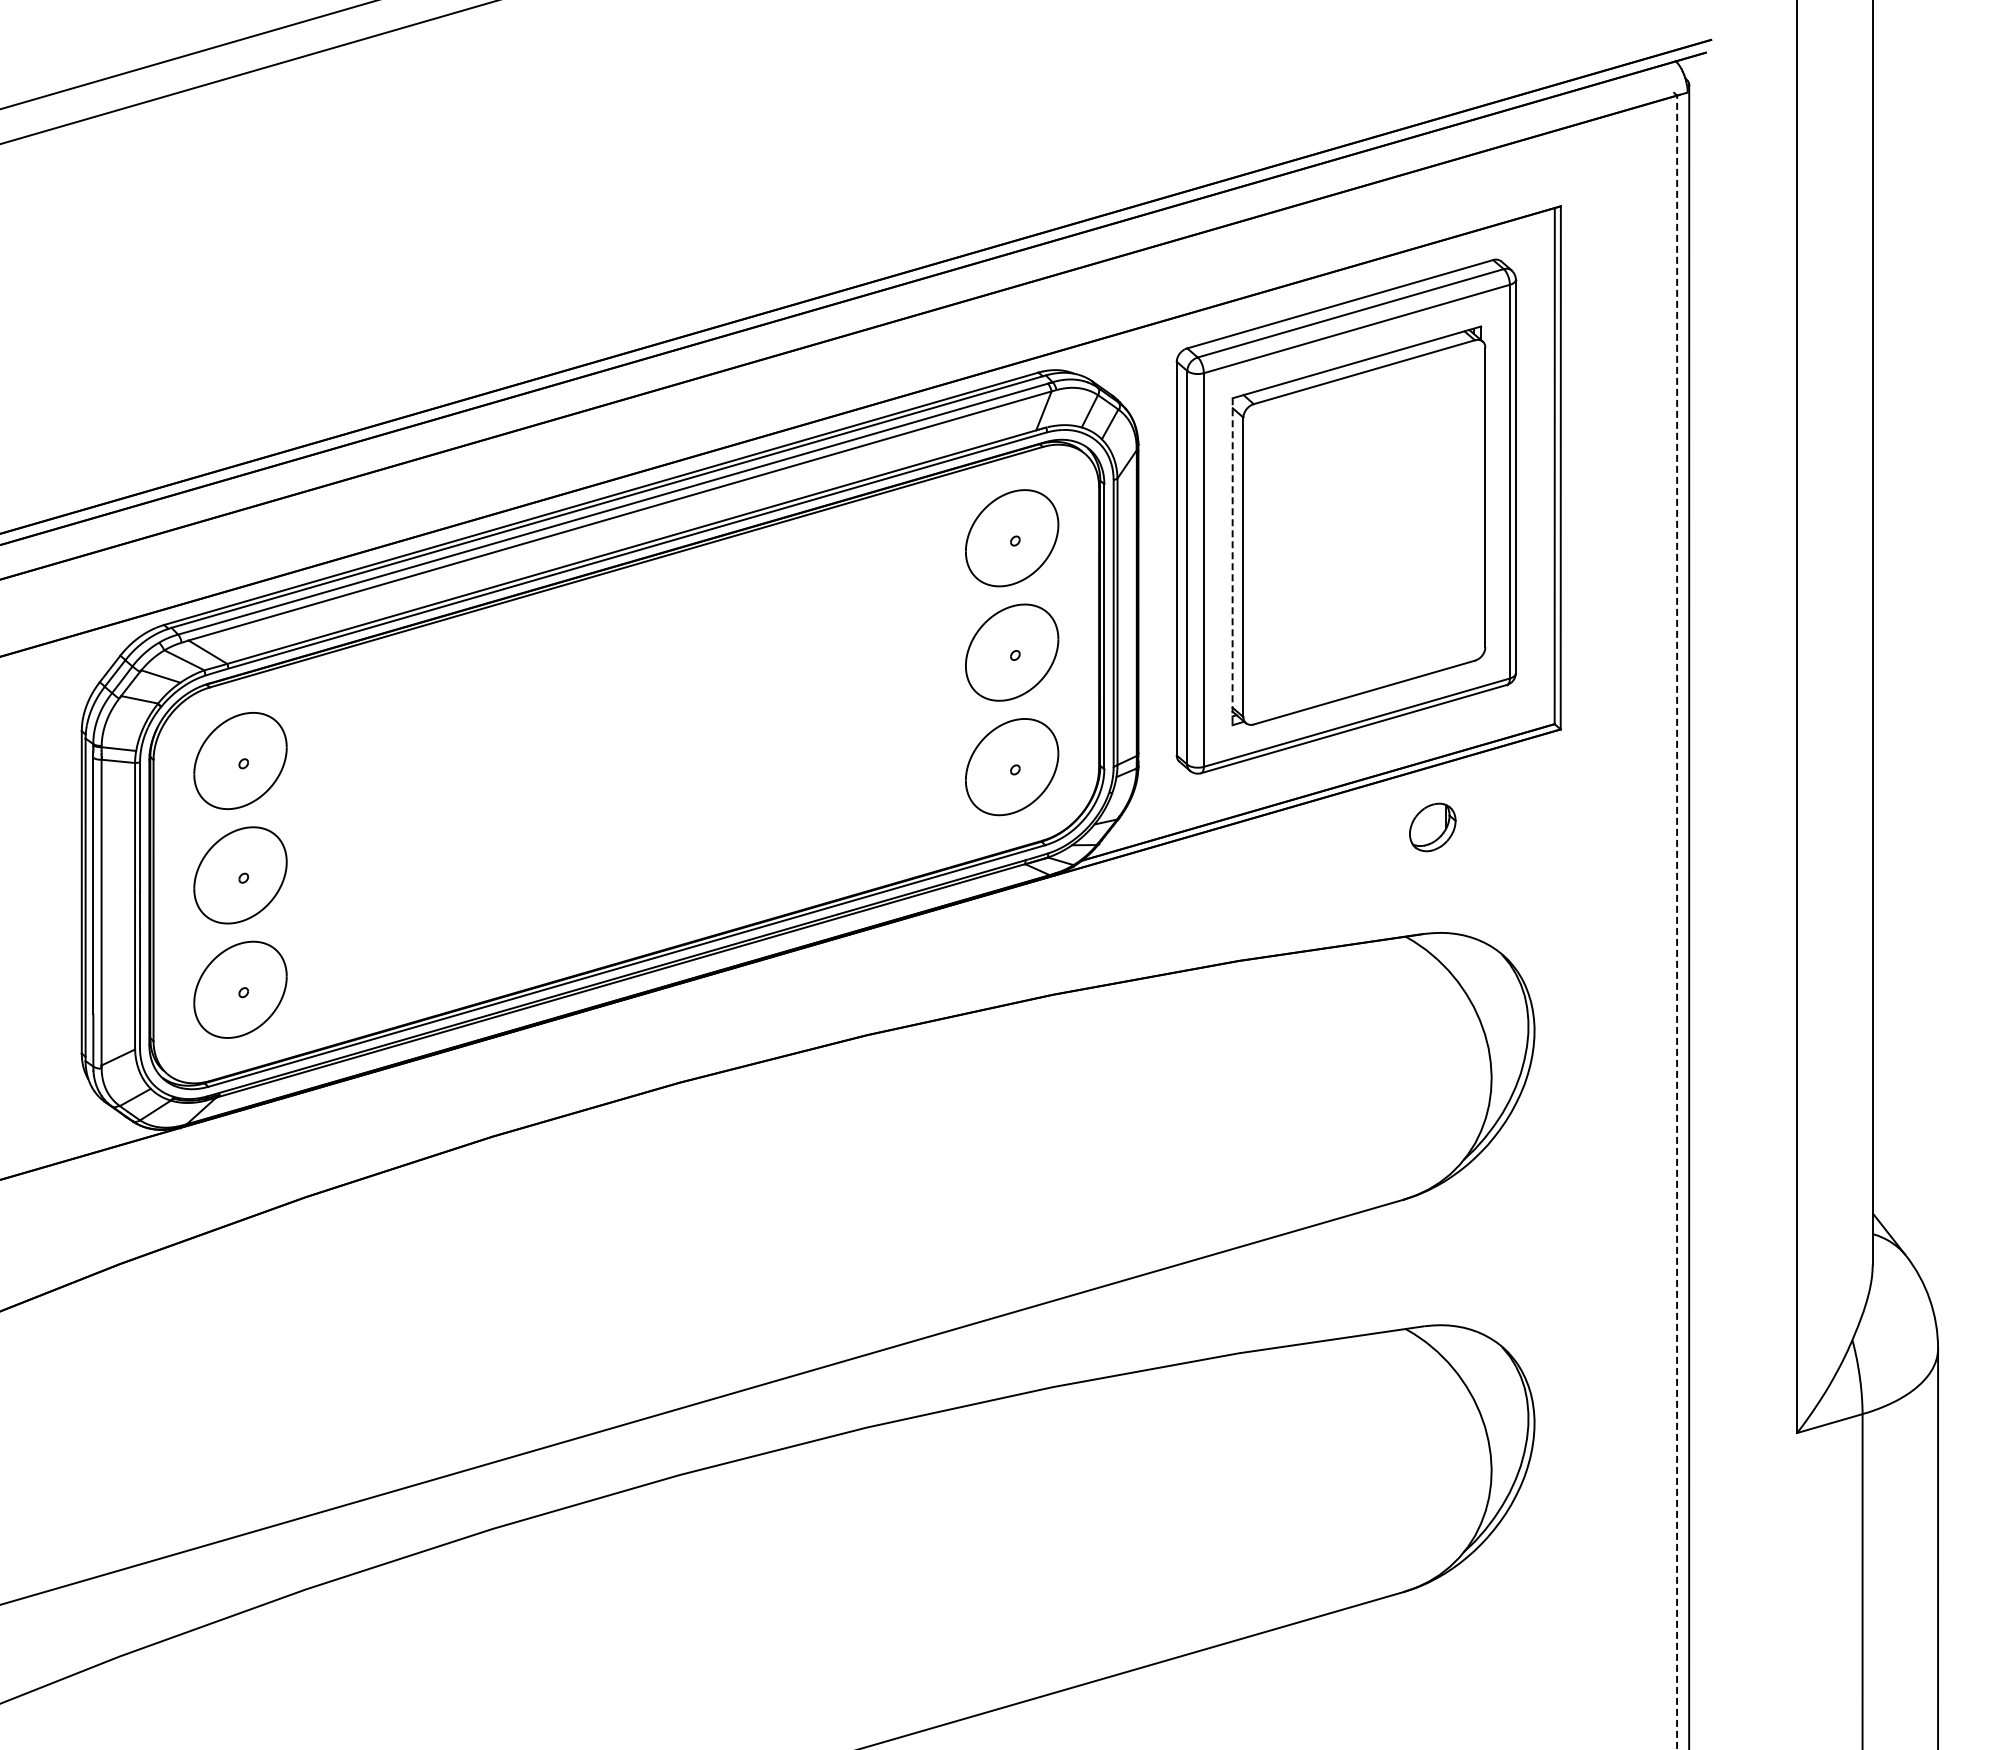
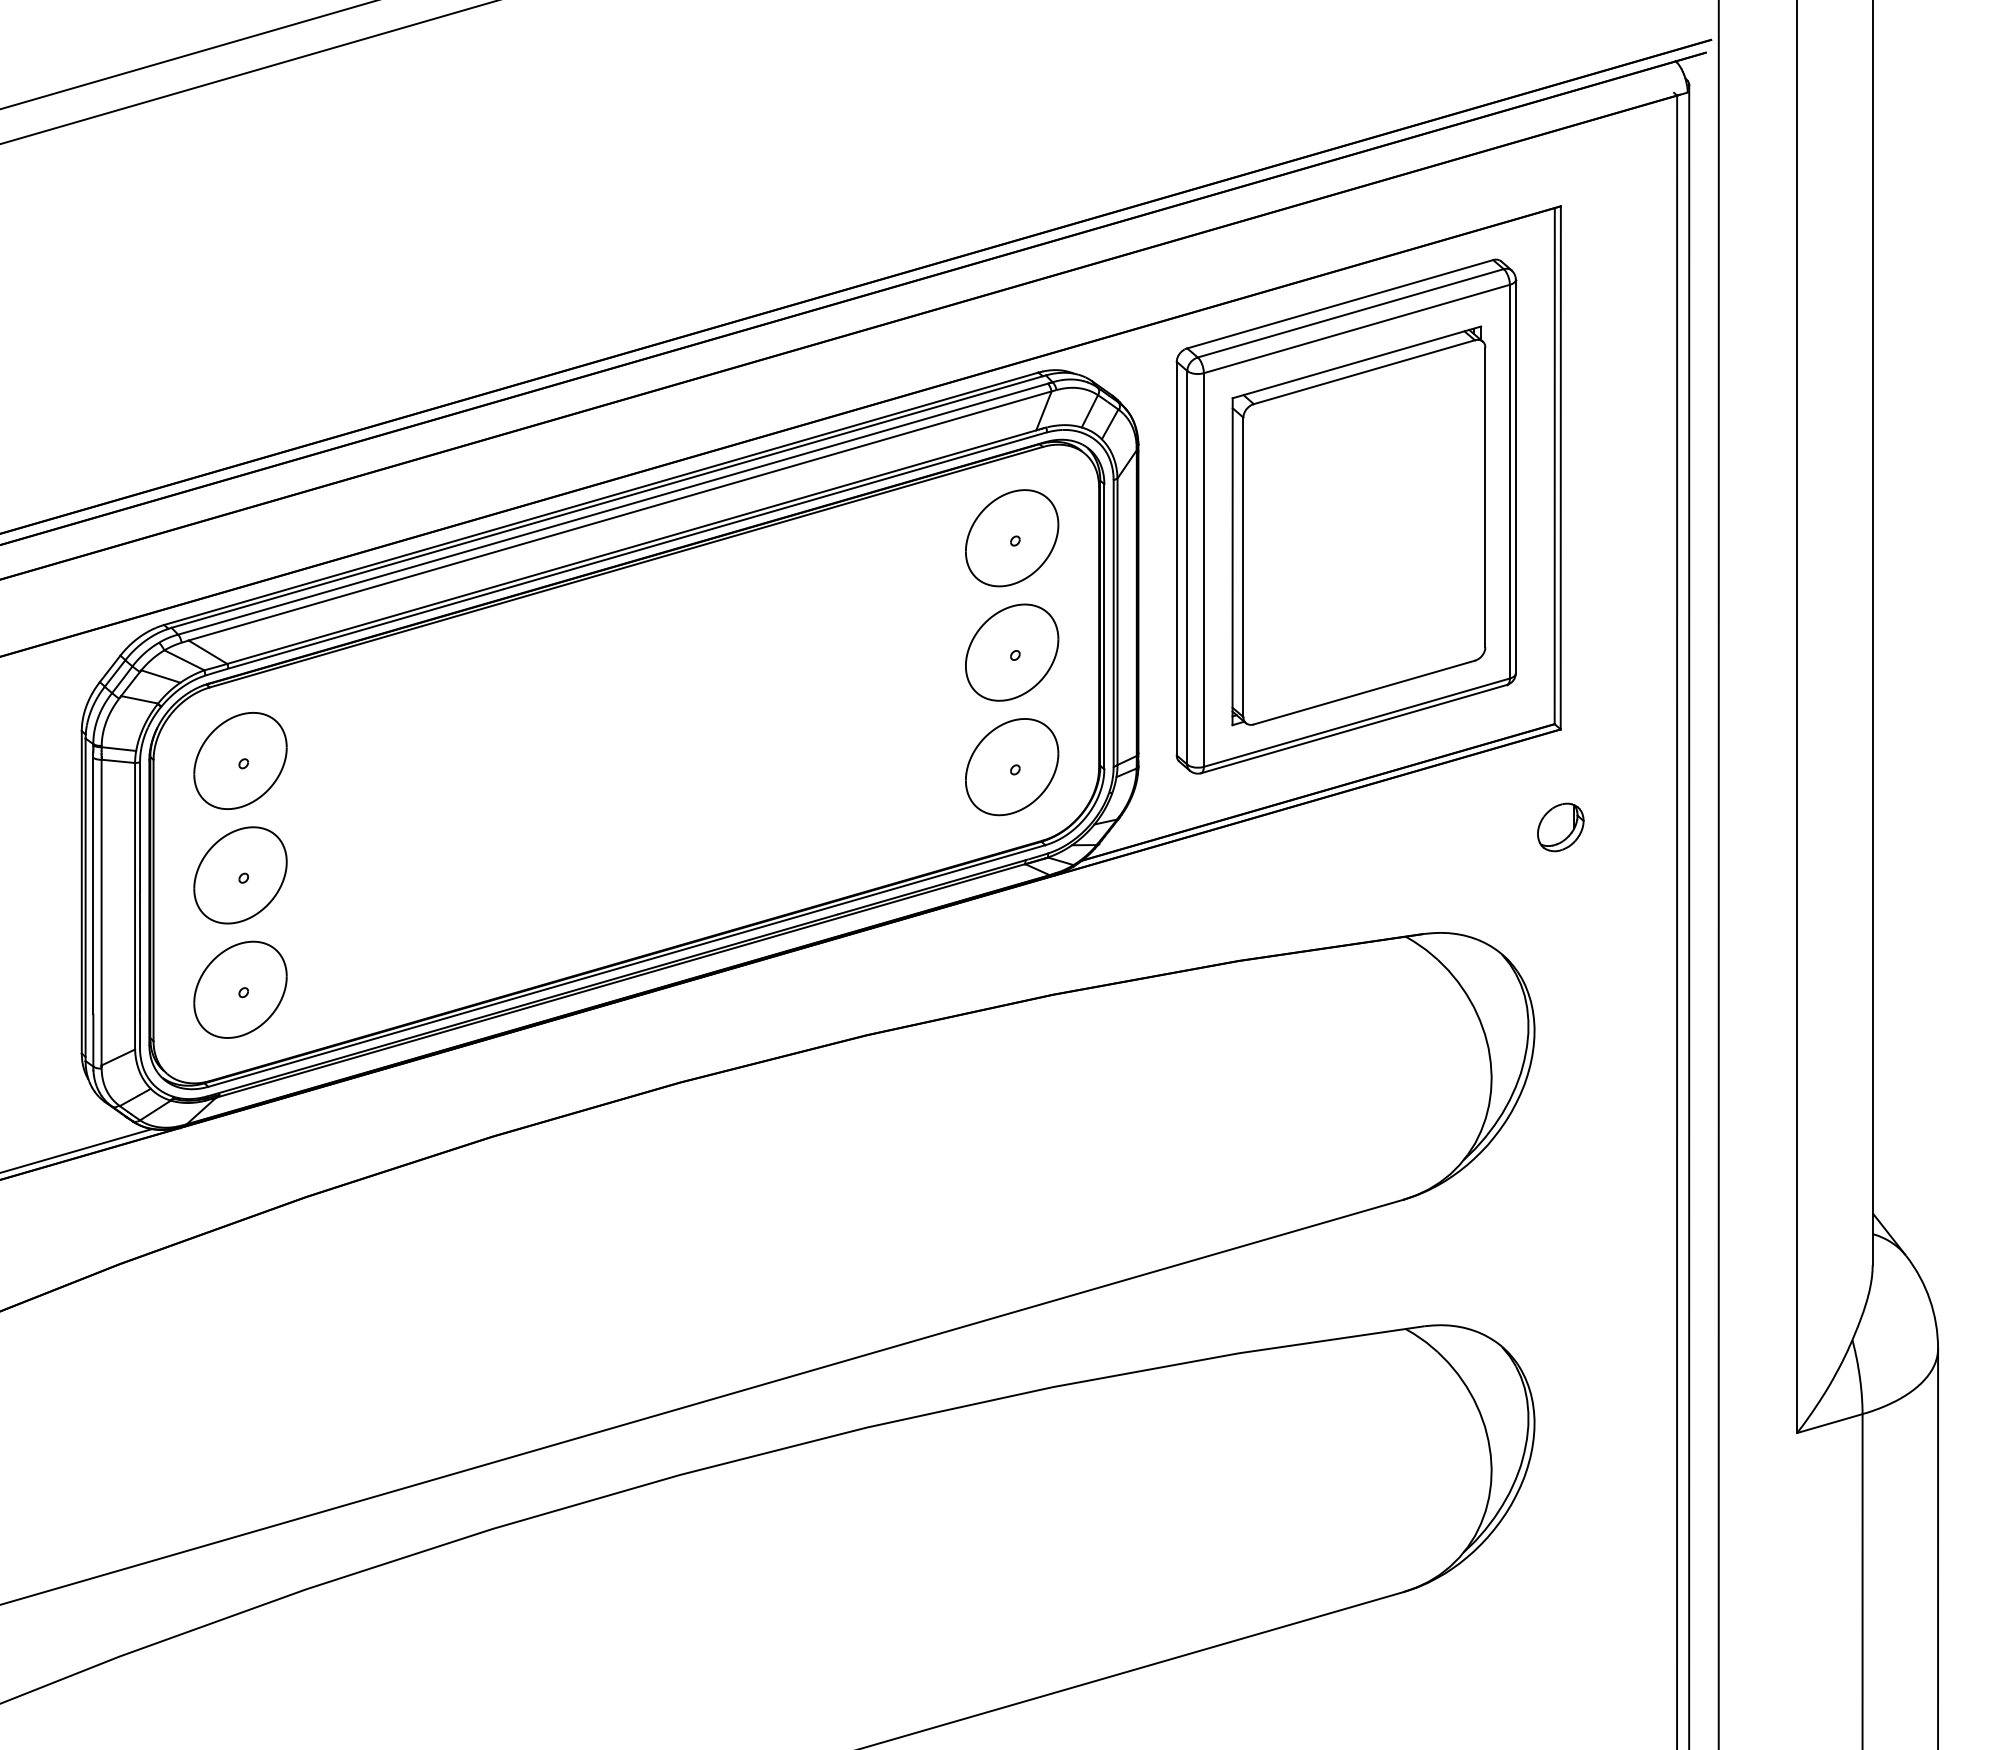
line: dashed -> solid (1232, 562)
part position: (1432, 827) -> (1560, 827) (1560, 827)
line: none -> present (1718, 874)
line: dashed -> solid (1677, 922)
line: none -> present (76, 1150)
